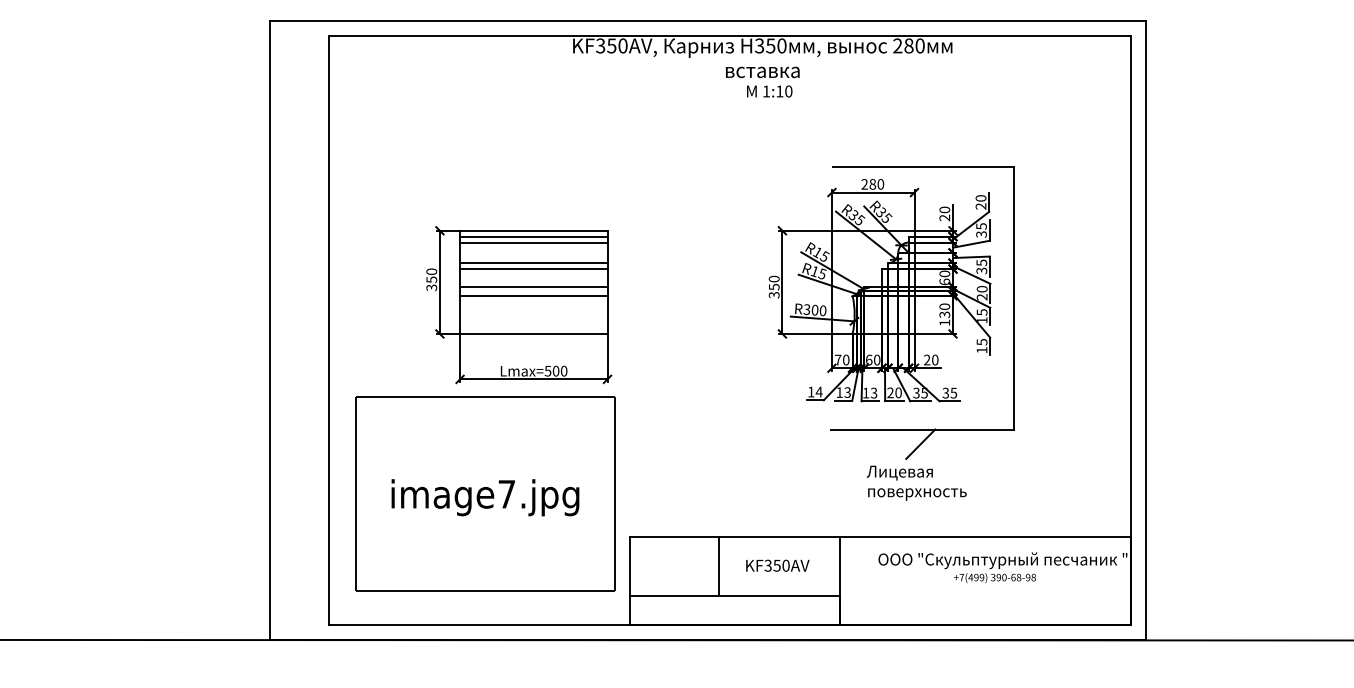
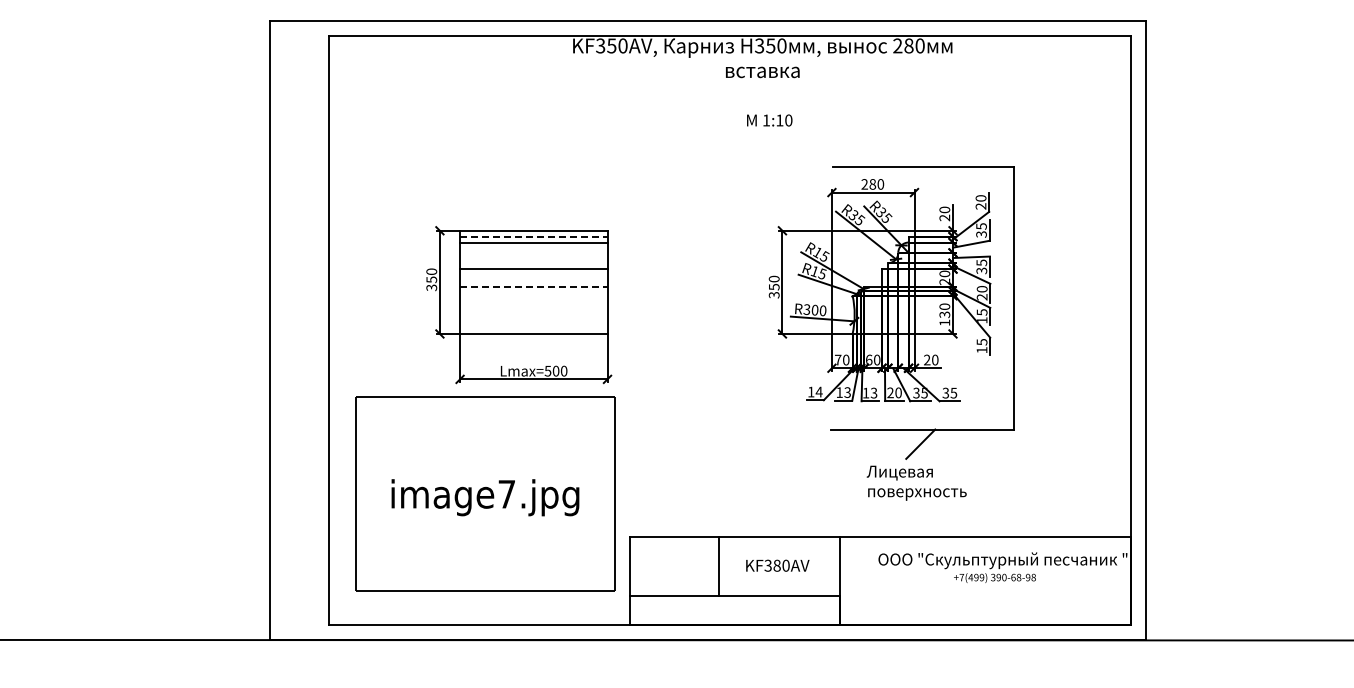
text position: (769, 91) -> (769, 120) (769, 120)
line: solid -> dashed (533, 236)
line: present -> none (533, 263)
text: 60 -> 20 (944, 281)
line: solid -> dashed (533, 286)
line: present -> none (533, 295)
text: KF350AV -> KF380AV (776, 565)
